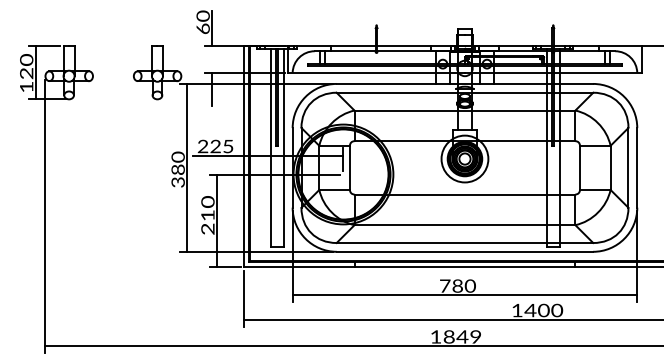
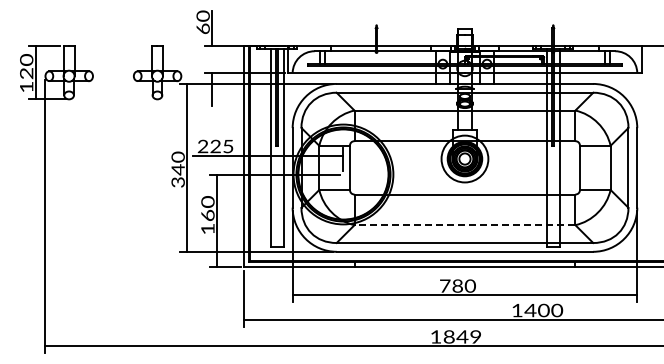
text: 380 -> 340 (177, 169)
text: 210 -> 160 (207, 221)
line: solid -> dashed (464, 225)
